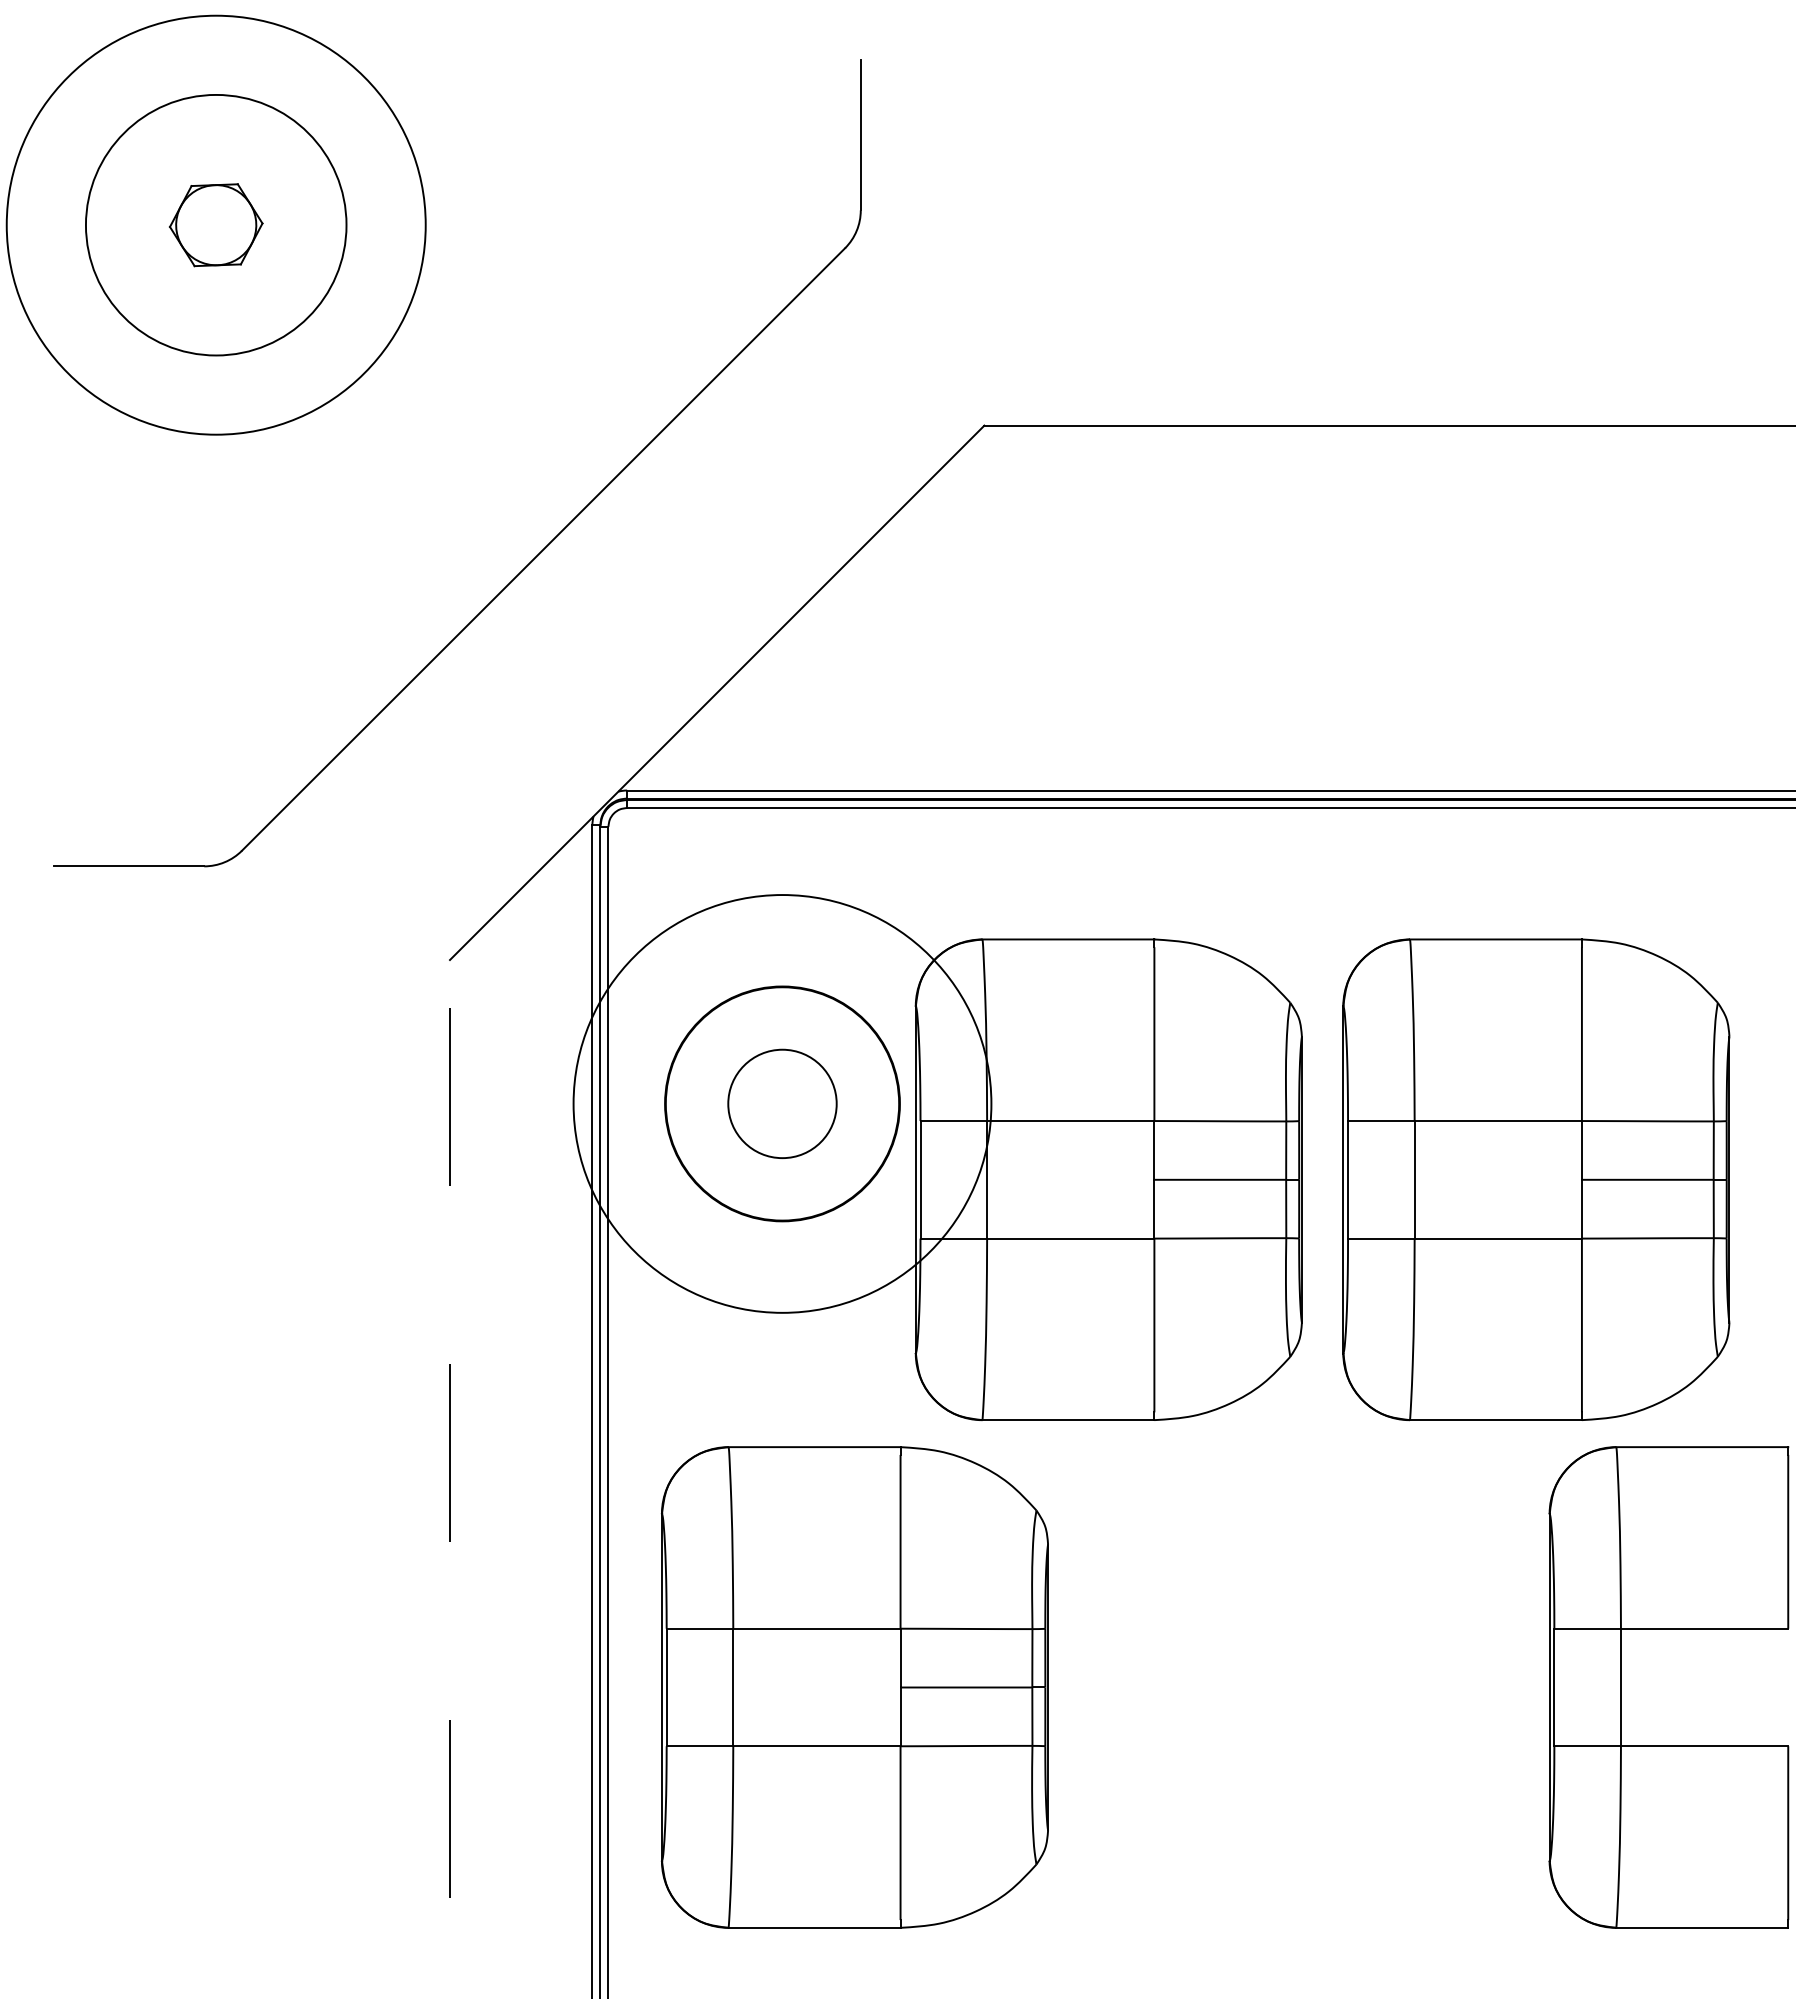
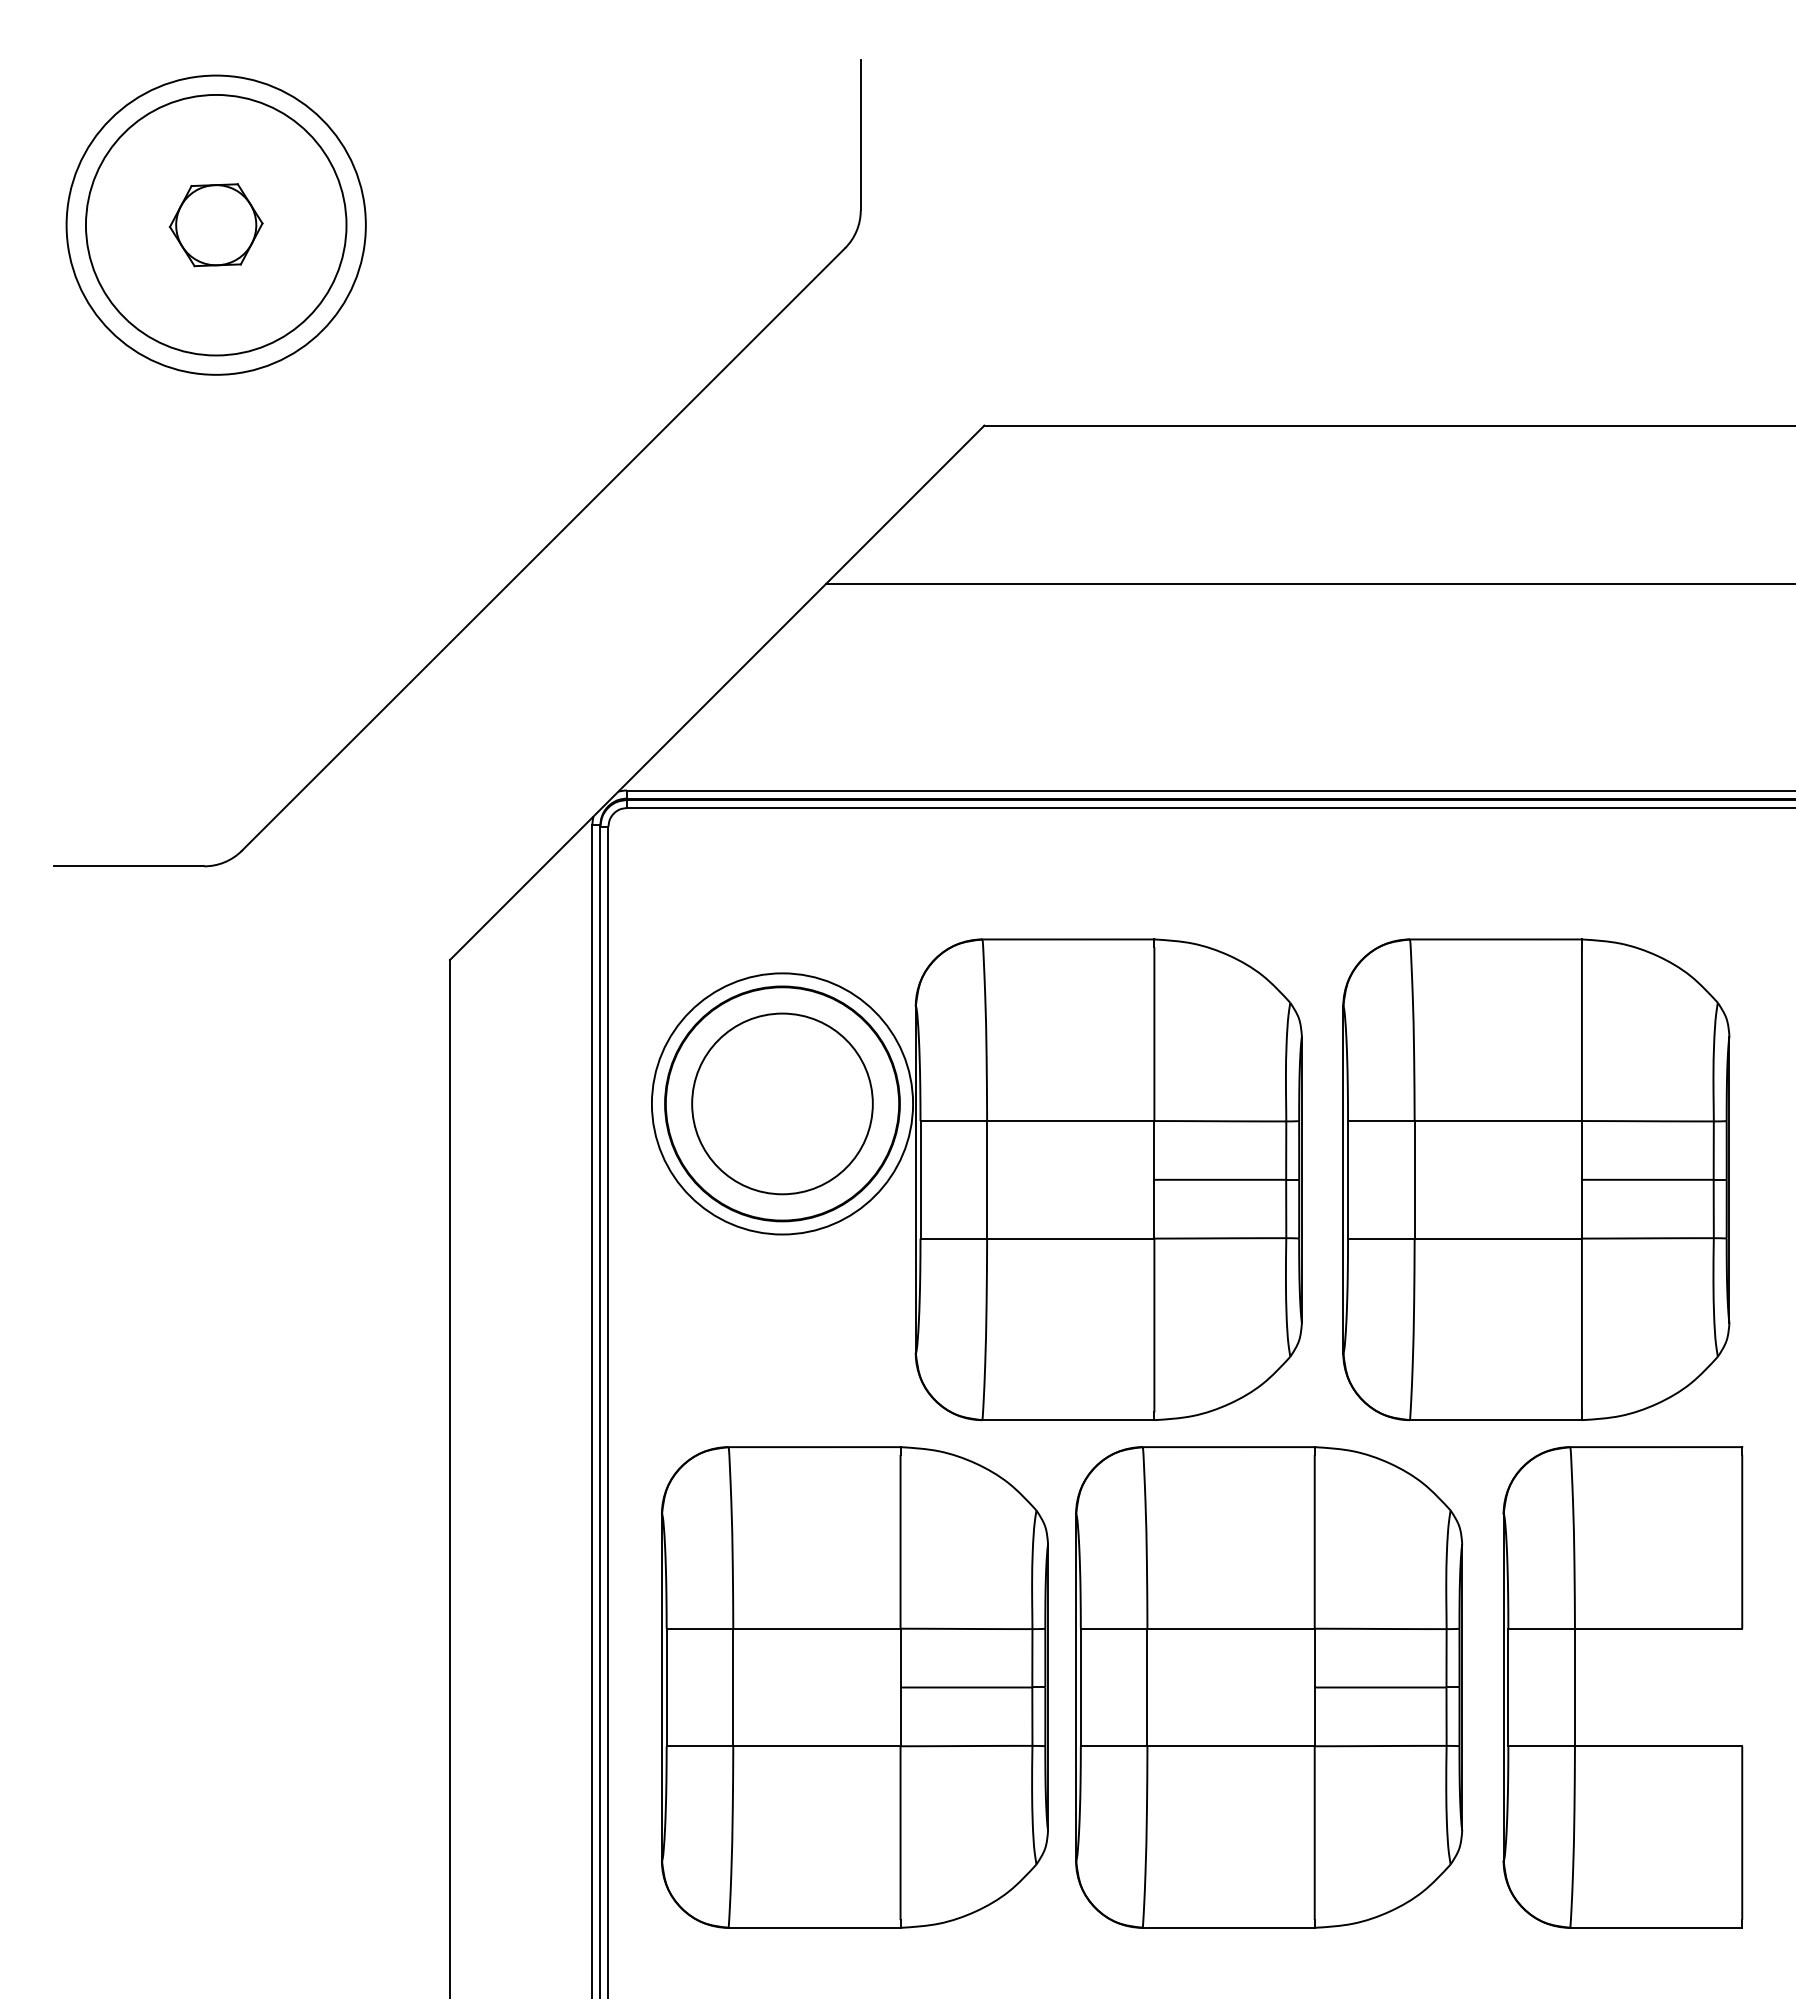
circle diameter: 419 px -> 299 px (215, 224)
line: none -> present (1309, 583)
circle diameter: 108 px -> 181 px (782, 1103)
circle diameter: 418 px -> 261 px (782, 1103)
line: dashed -> solid (449, 1478)
part: none -> present (1269, 1687)
part position: (1621, 1687) -> (1575, 1687) (1575, 1687)
